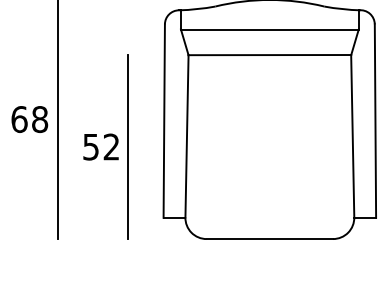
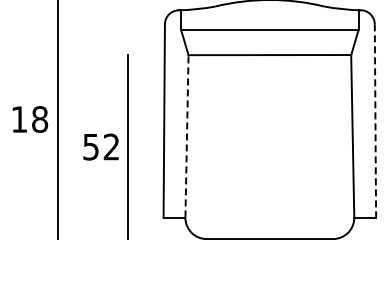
text: 68 -> 18 (19, 119)
line: solid -> dashed (375, 121)
line: solid -> dashed (187, 135)
